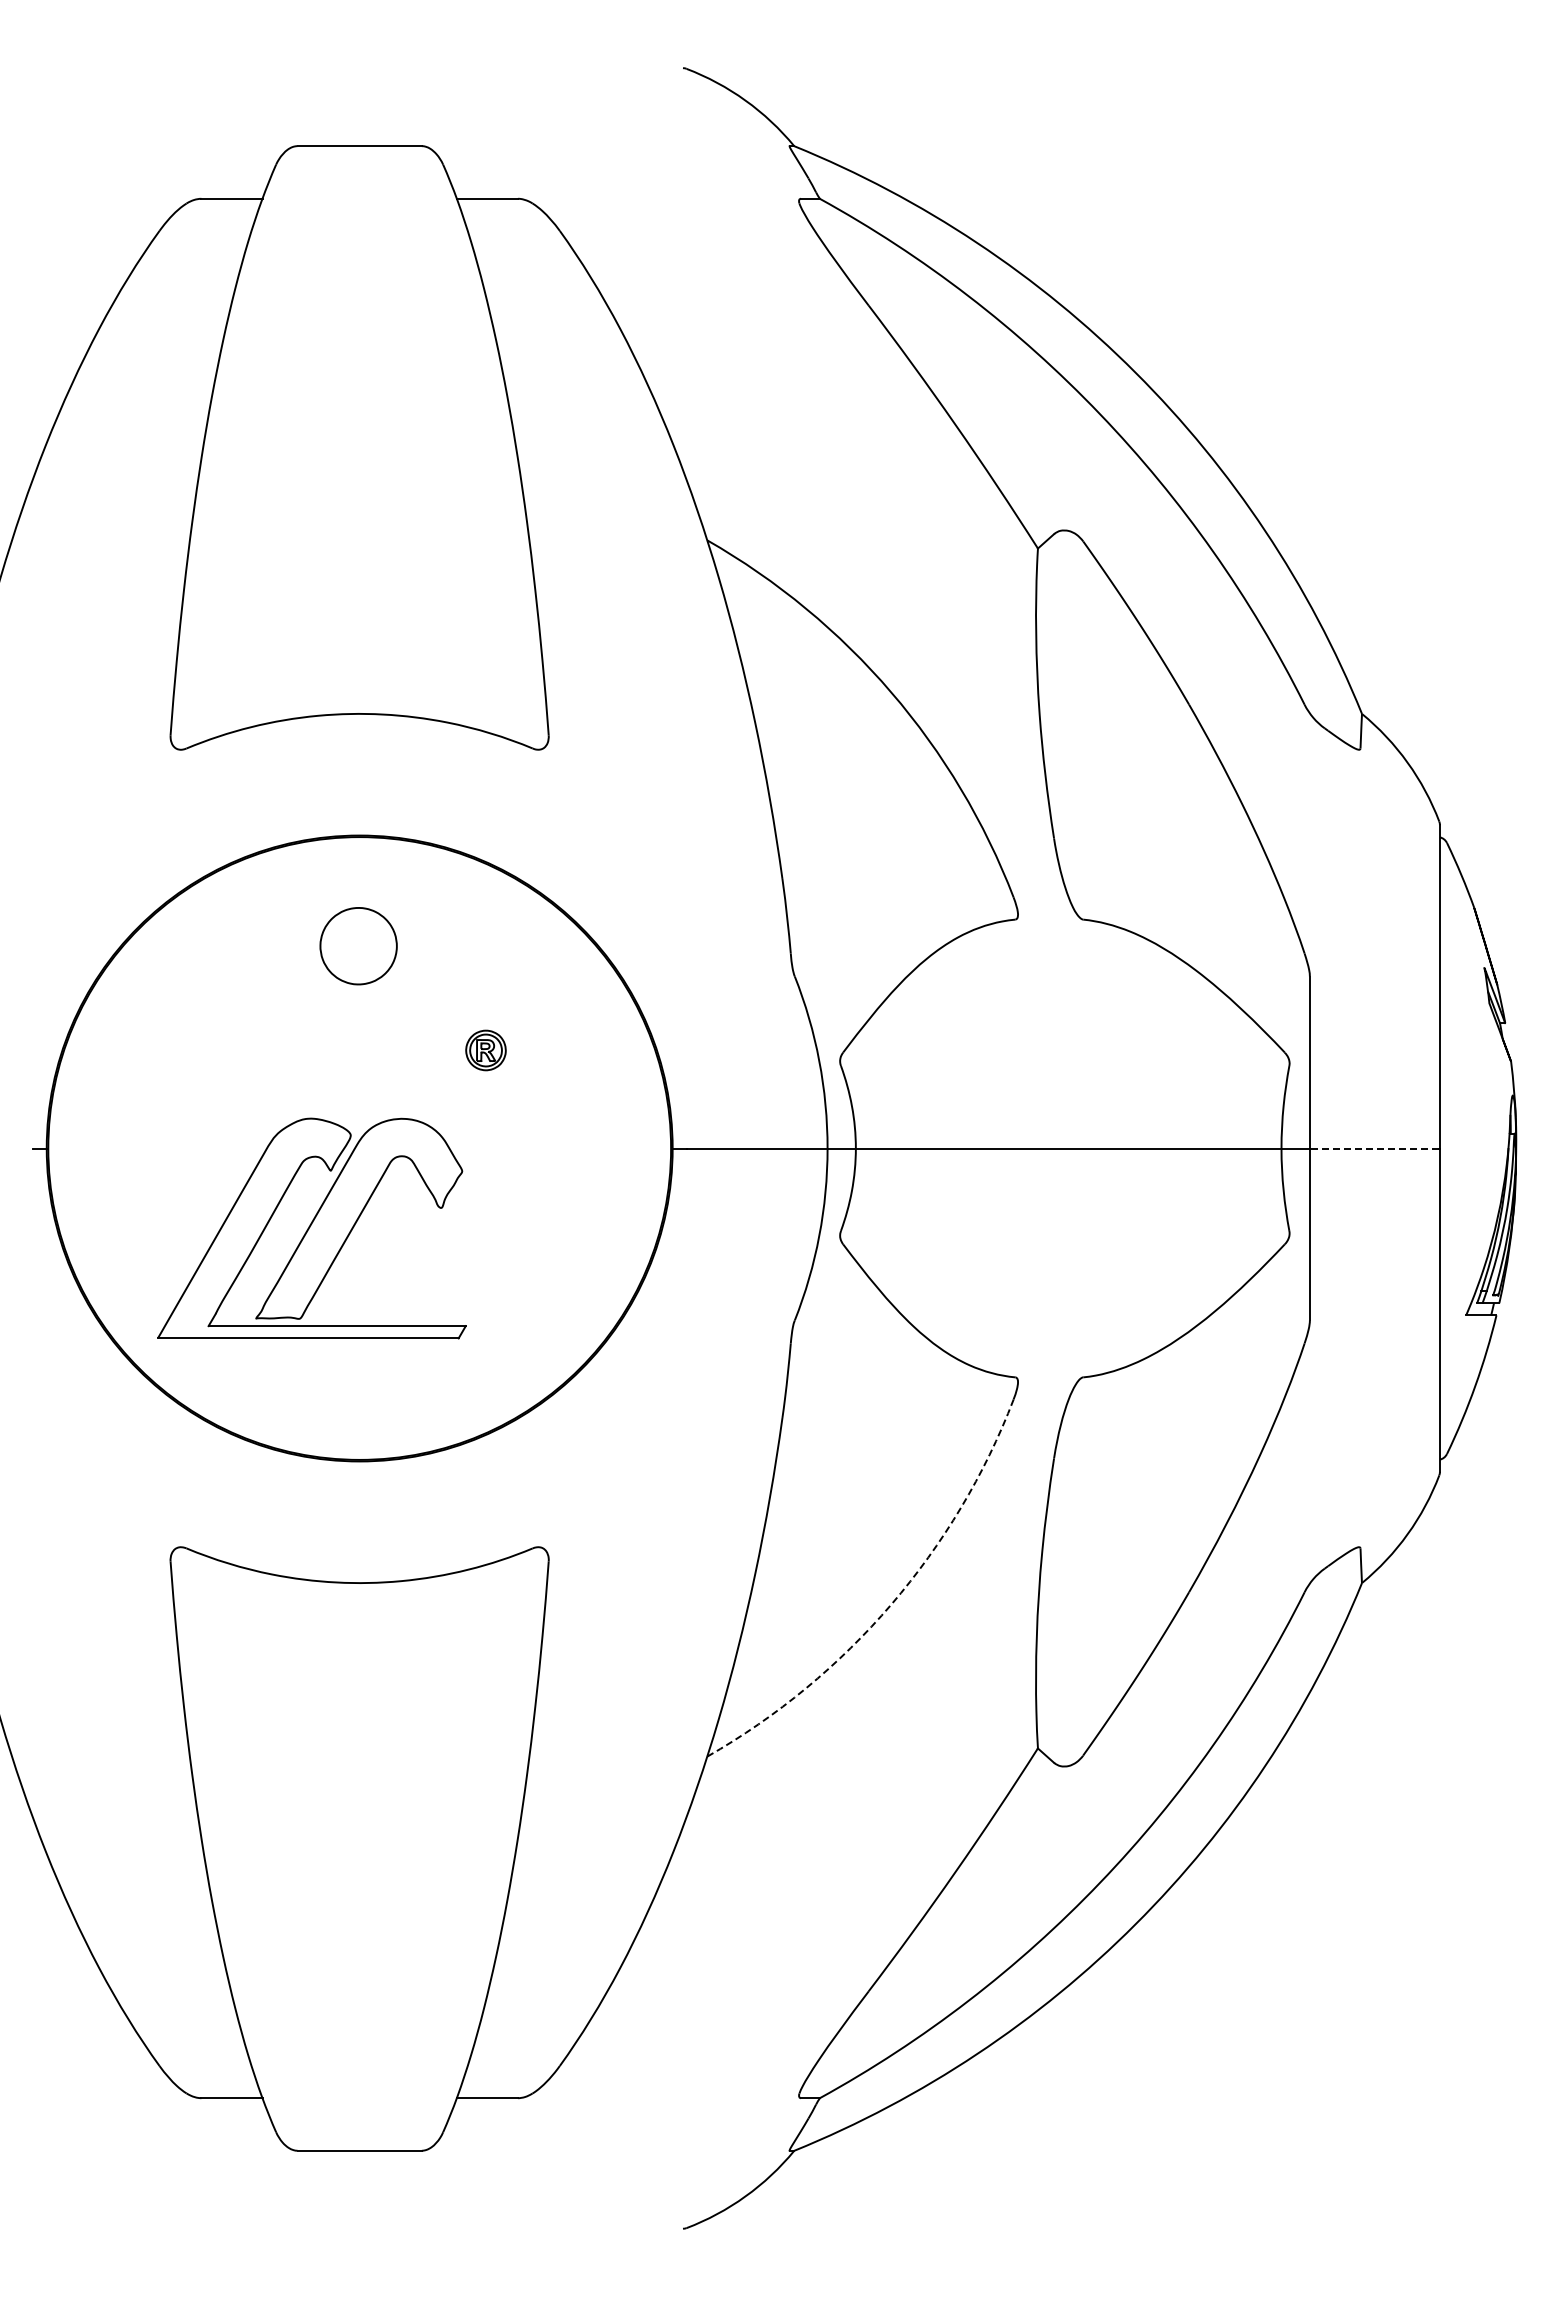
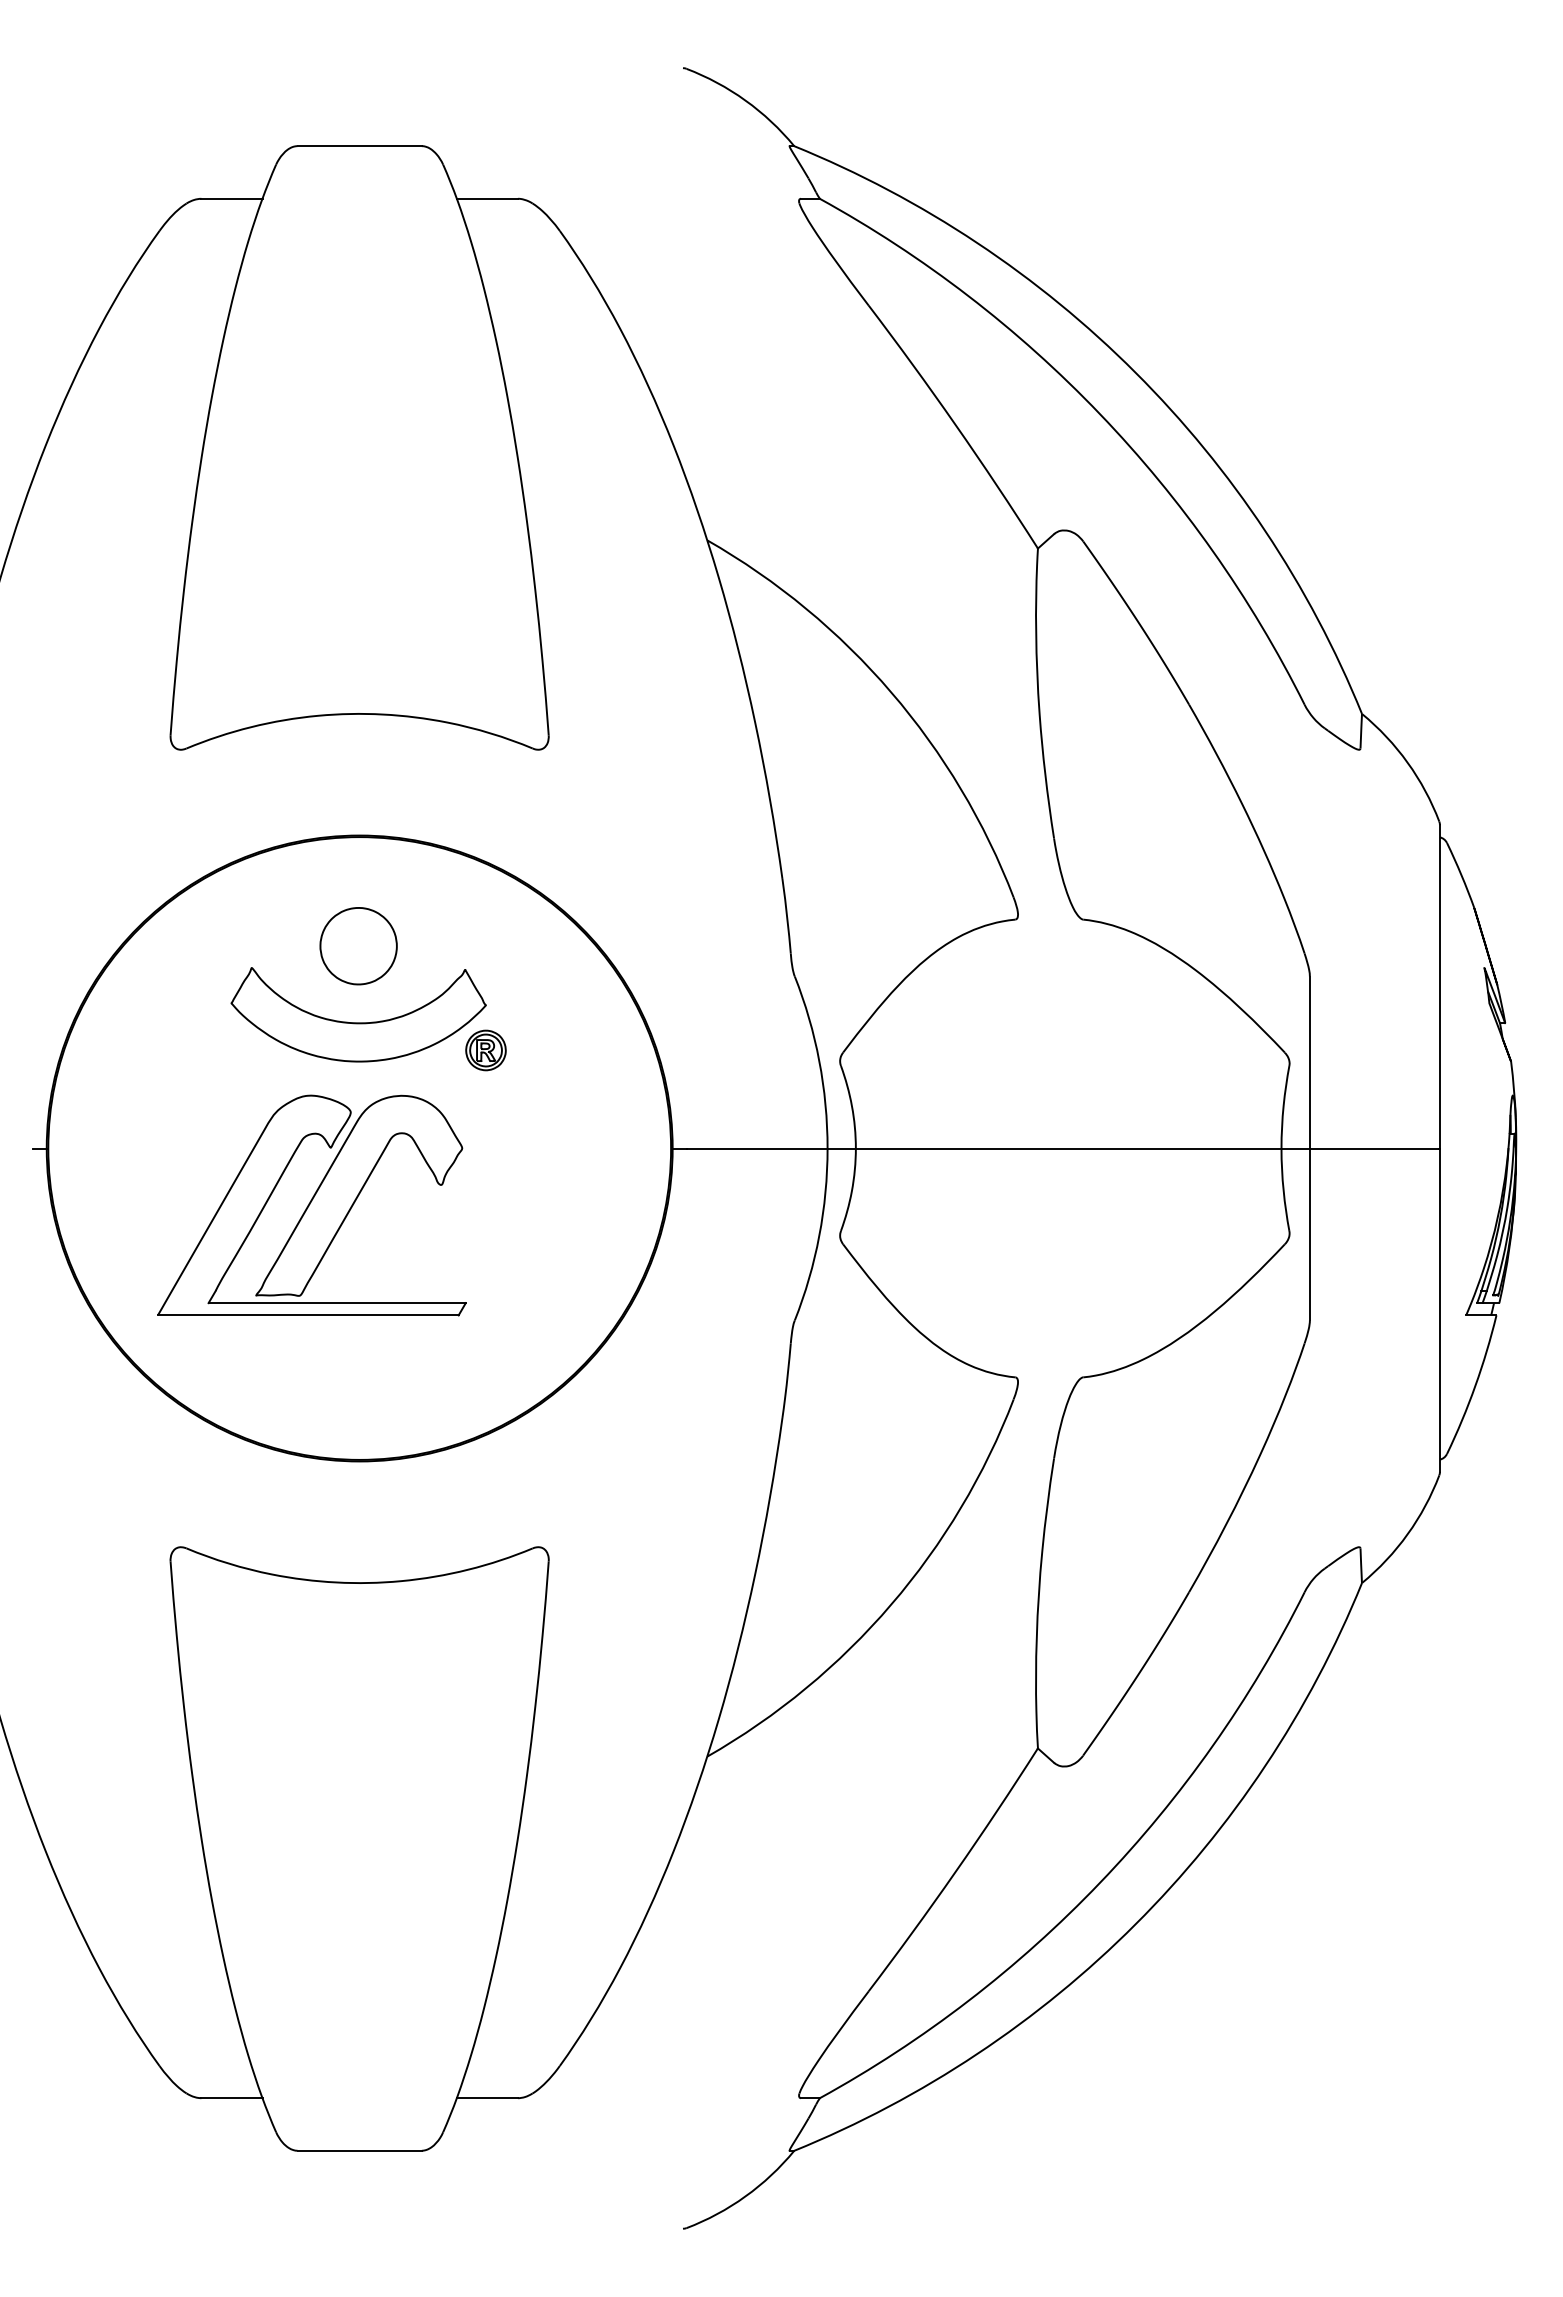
part: none -> present (358, 1022)
line: dashed -> solid (1374, 1148)
part position: (311, 1228) -> (311, 1205) (311, 1205)
arc: dashed -> solid (891, 1604)
